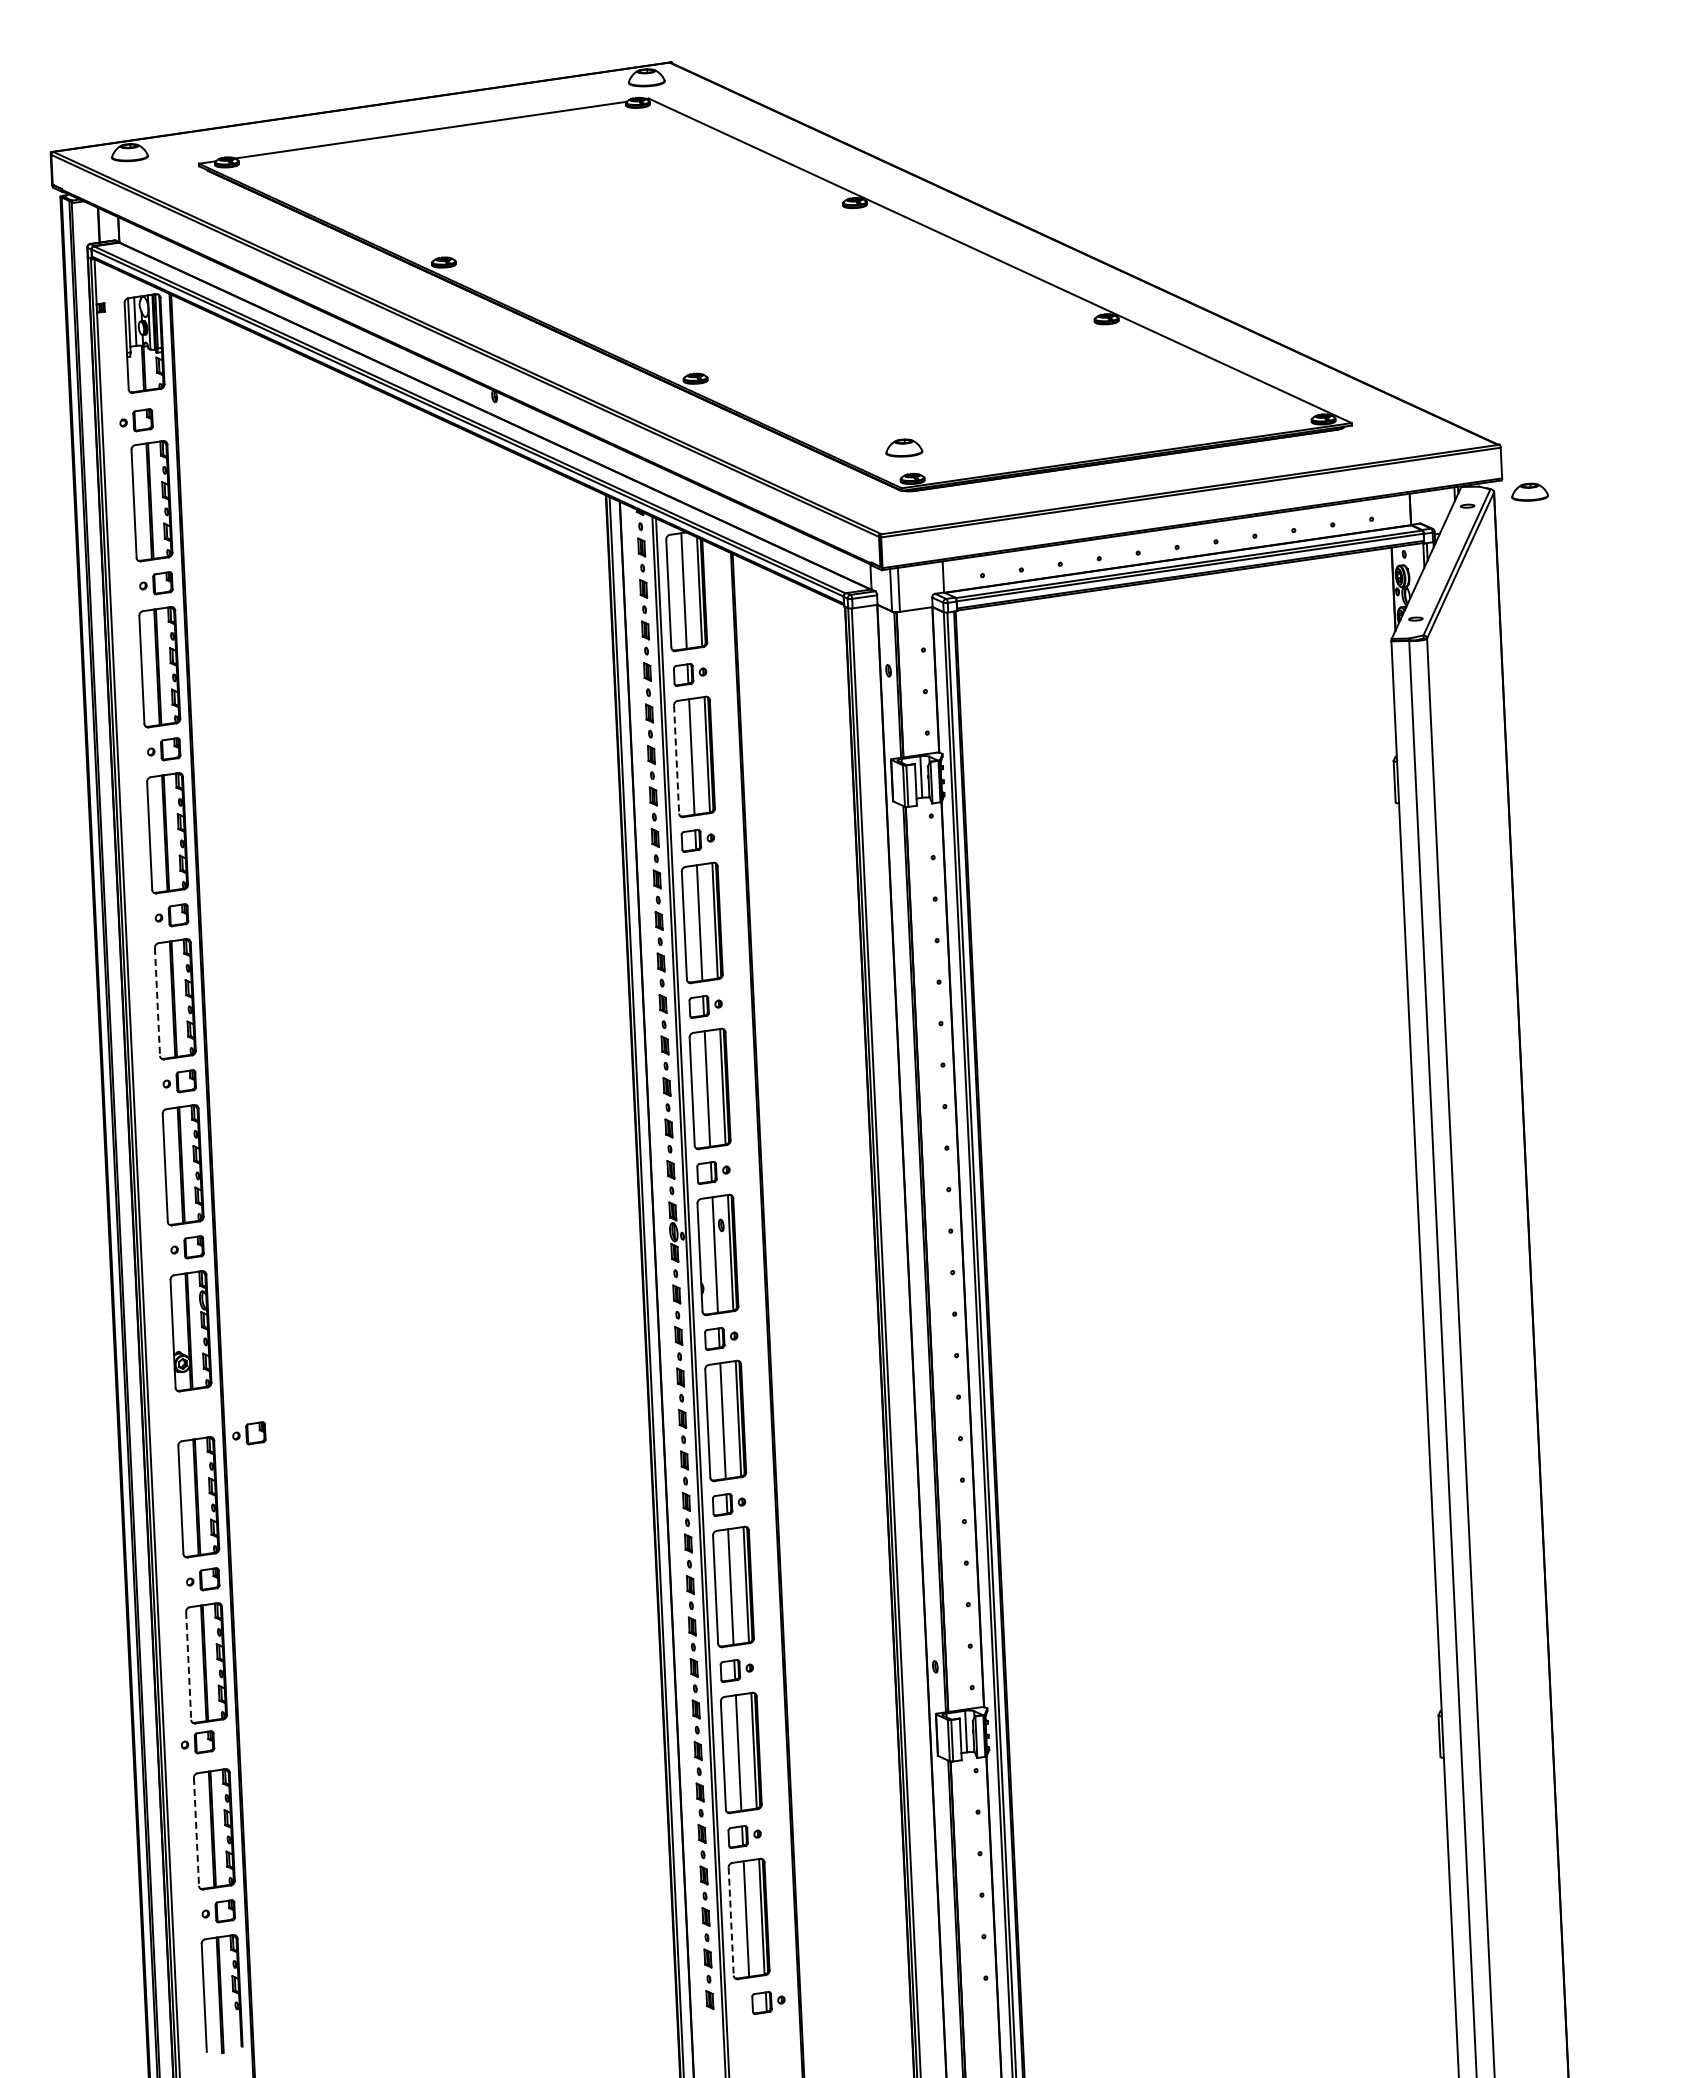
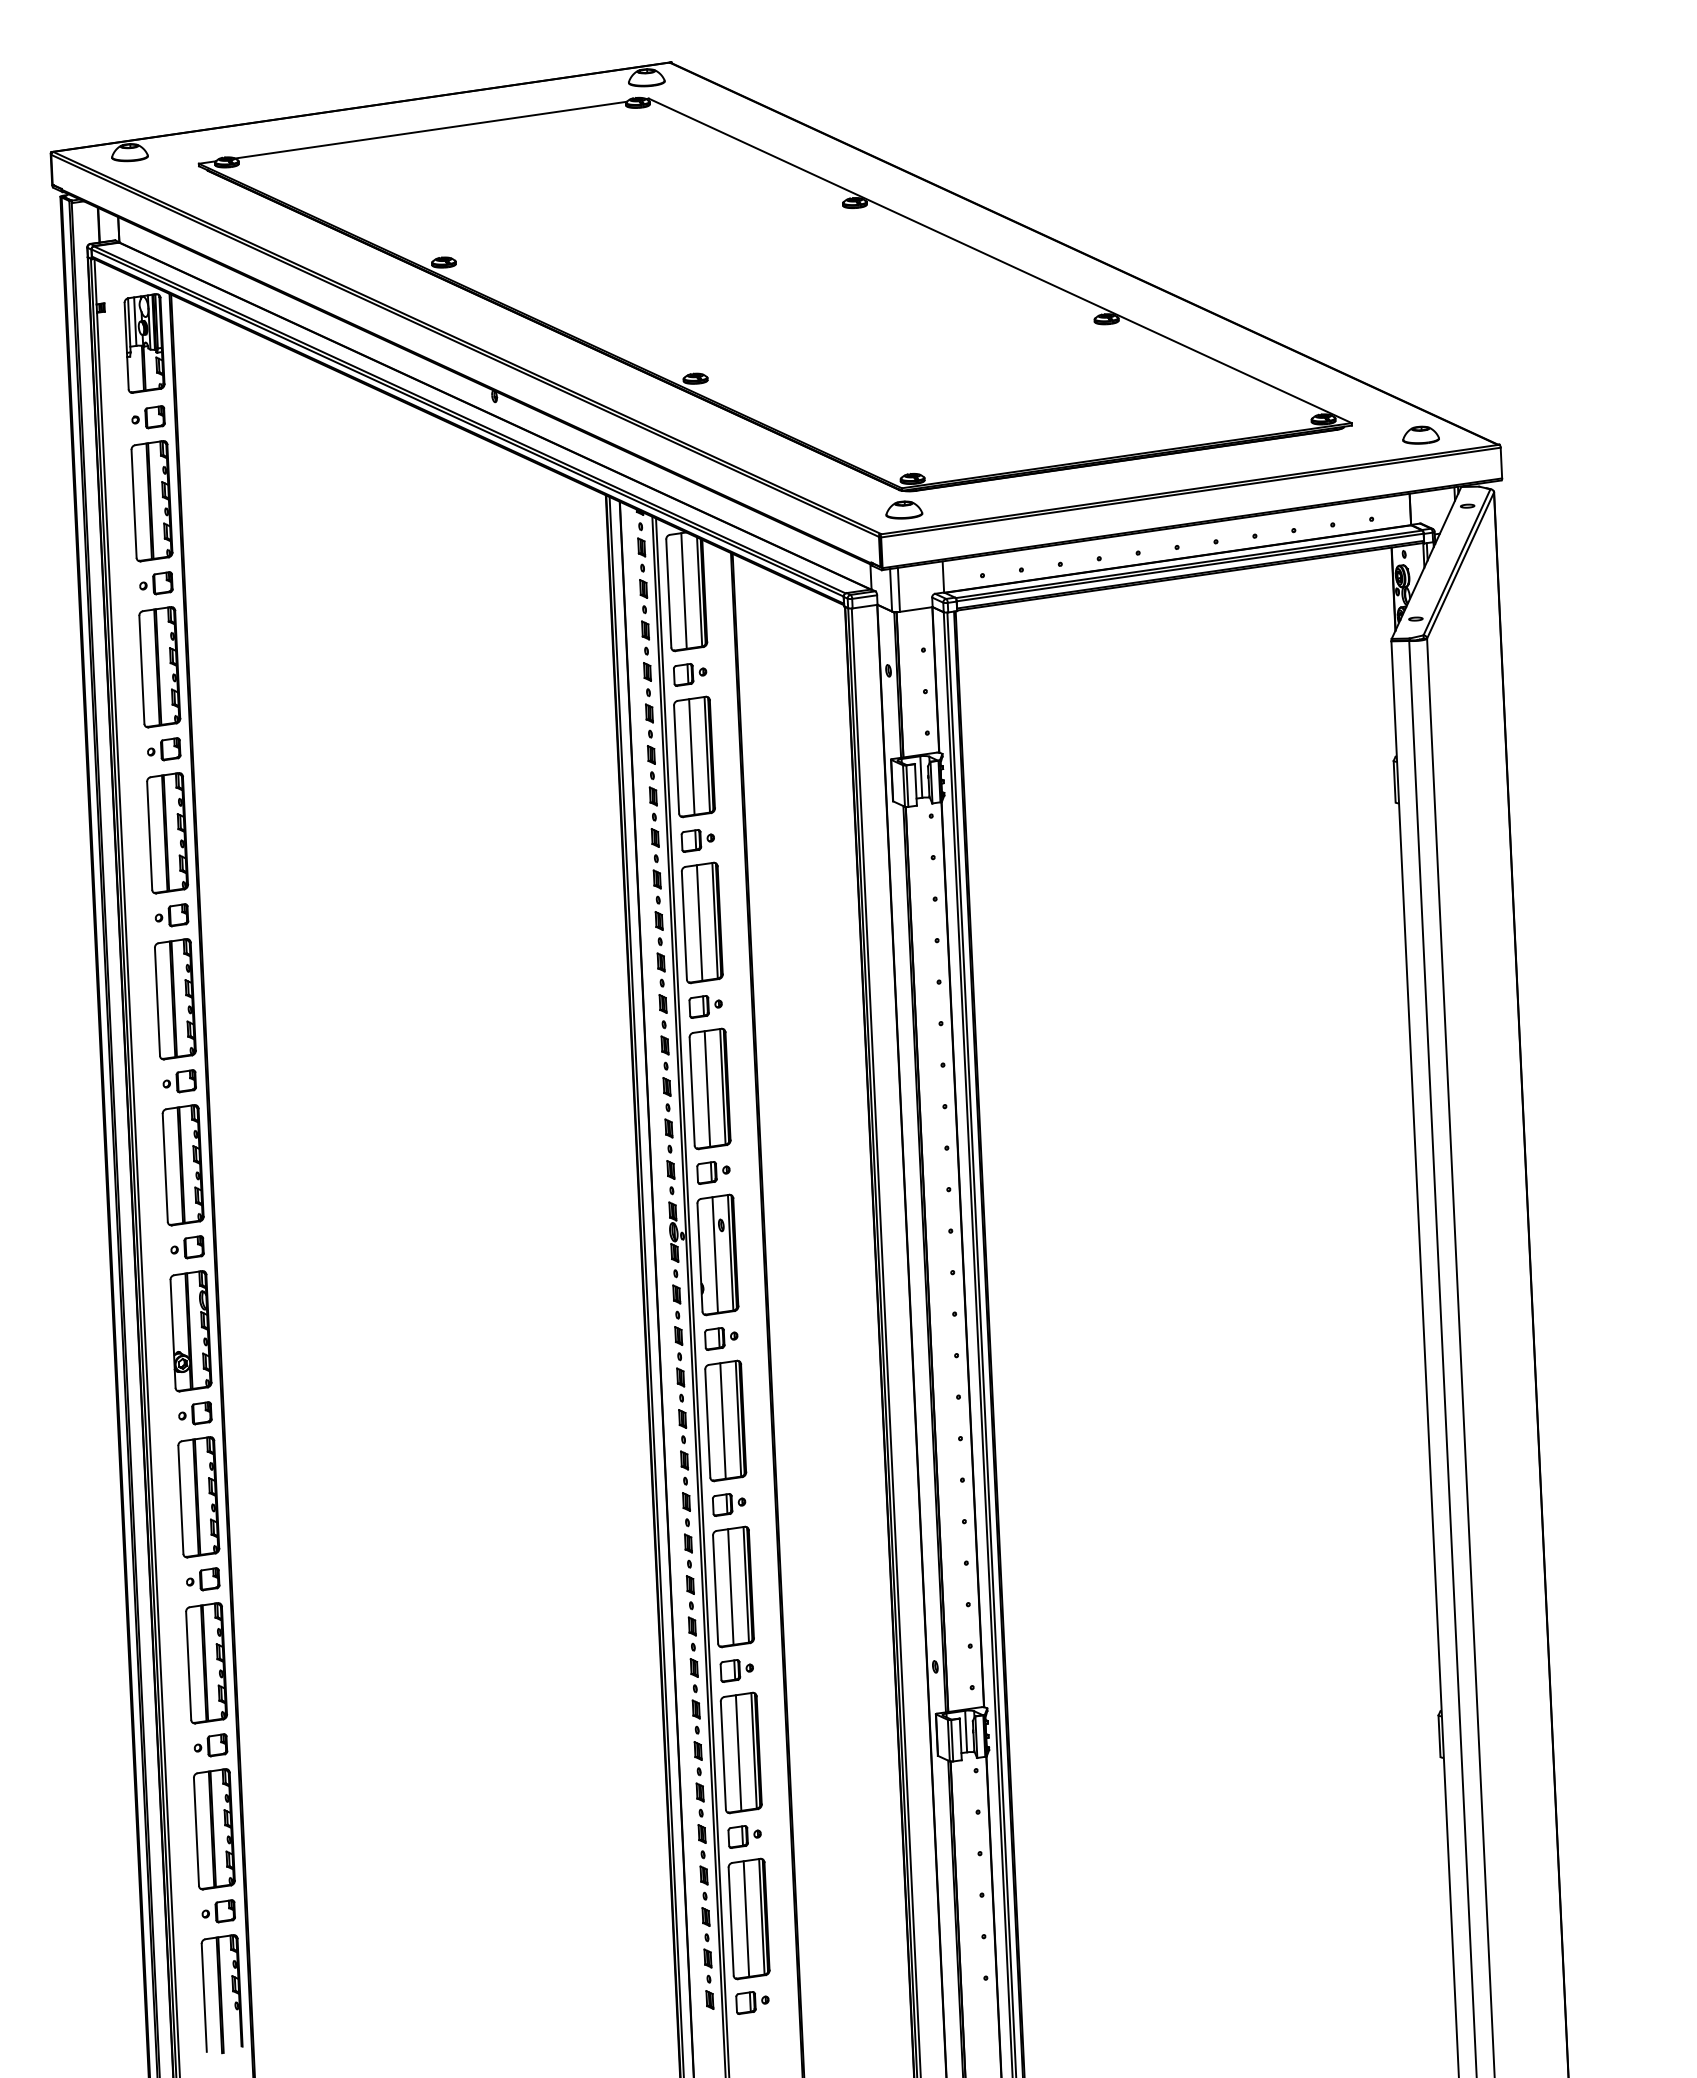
part position: (136, 420) -> (148, 417) (148, 417)
part position: (904, 447) -> (904, 509) (904, 509)
part position: (1529, 491) -> (1420, 434) (1420, 434)
line: dashed -> solid (676, 760)
line: dashed -> solid (157, 1002)
part position: (249, 1433) -> (195, 1413) (195, 1413)
line: dashed -> solid (188, 1666)
part position: (197, 1742) -> (210, 1745) (210, 1745)
line: dashed -> solid (196, 1832)
line: dashed -> solid (731, 1922)
part position: (768, 2002) -> (752, 2002) (752, 2002)
